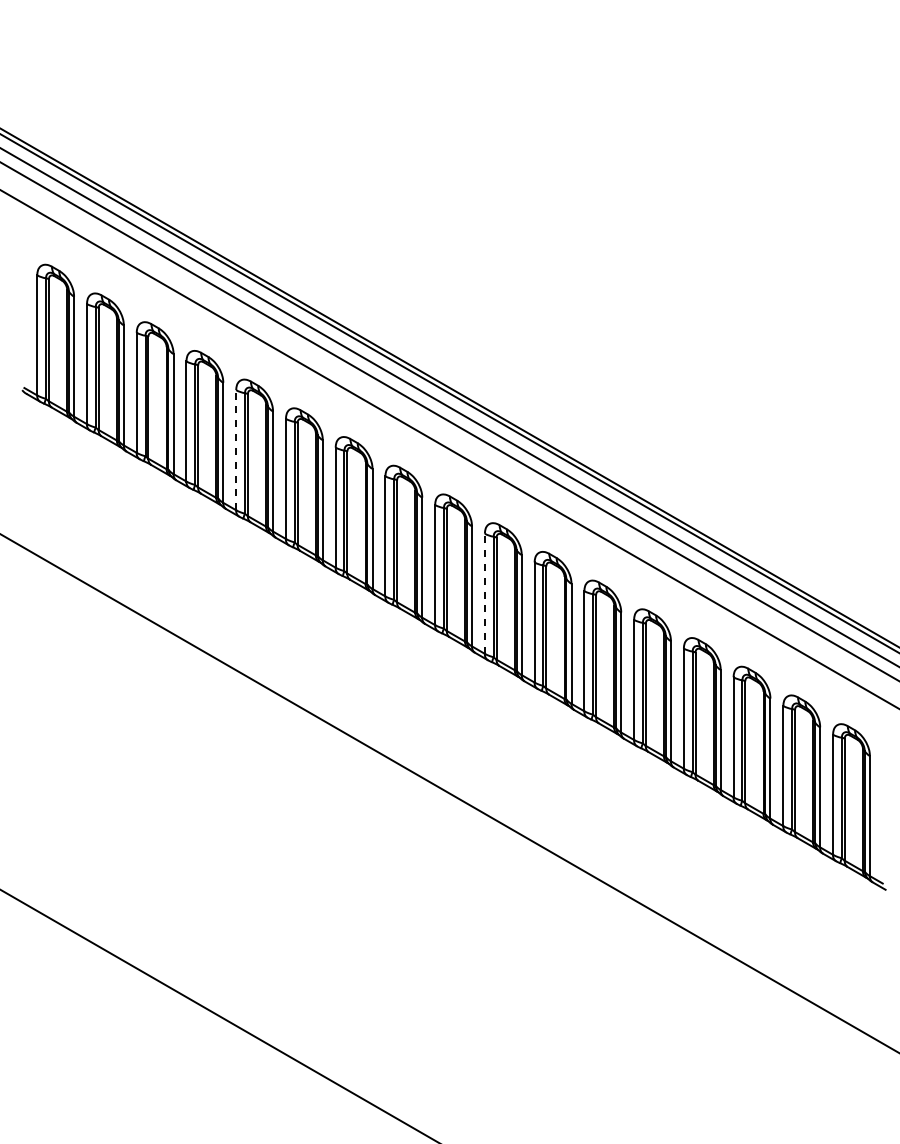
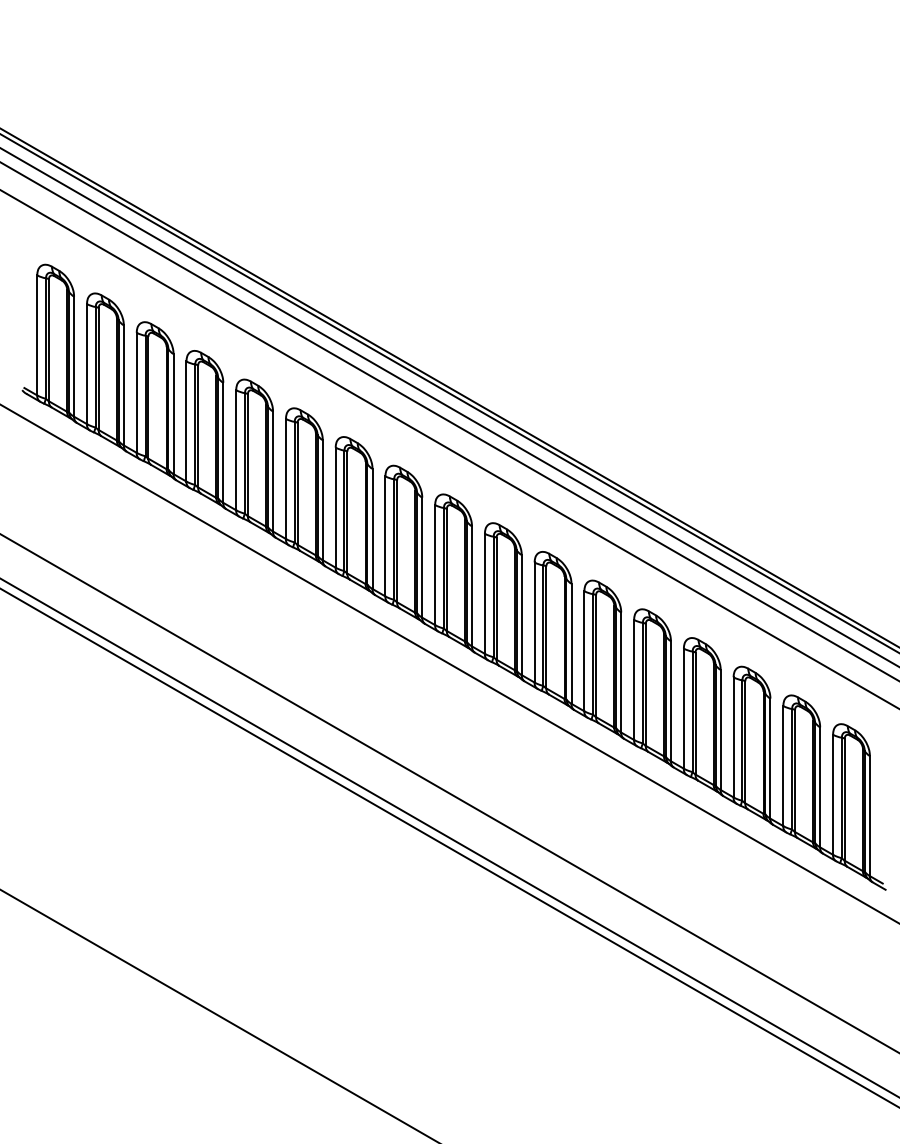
line: dashed -> solid (236, 449)
line: dashed -> solid (484, 593)
line: none -> present (449, 663)
line: none -> present (449, 837)
line: none -> present (449, 847)
